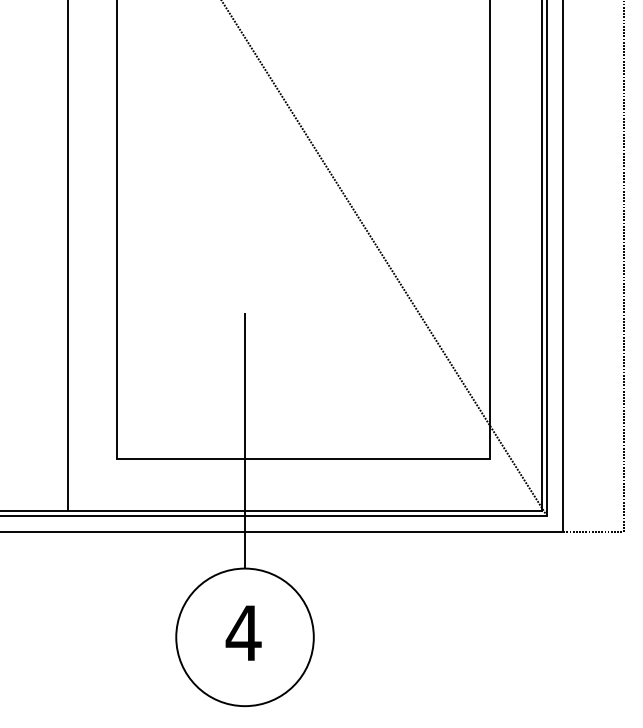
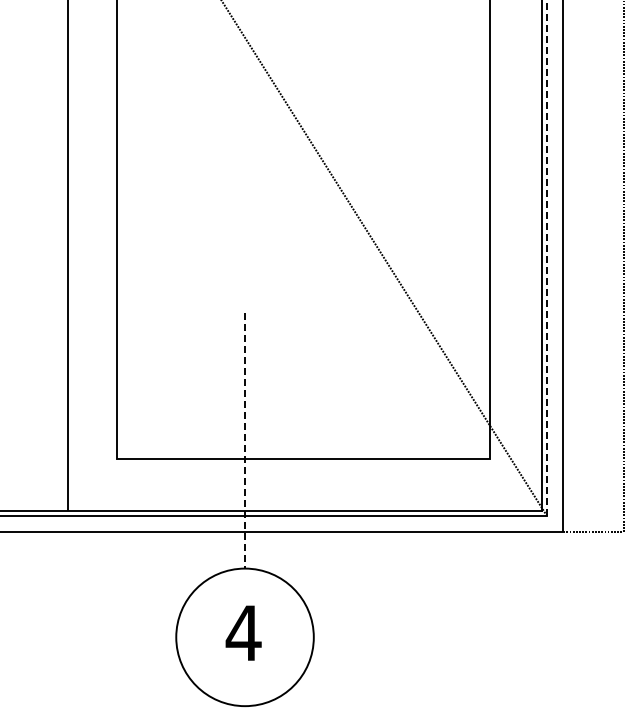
line: solid -> dashed (546, 257)
line: solid -> dashed (245, 440)
